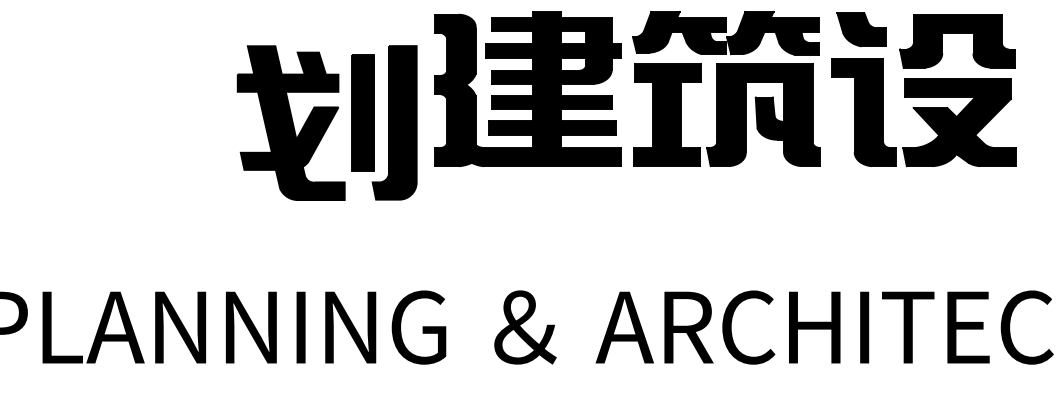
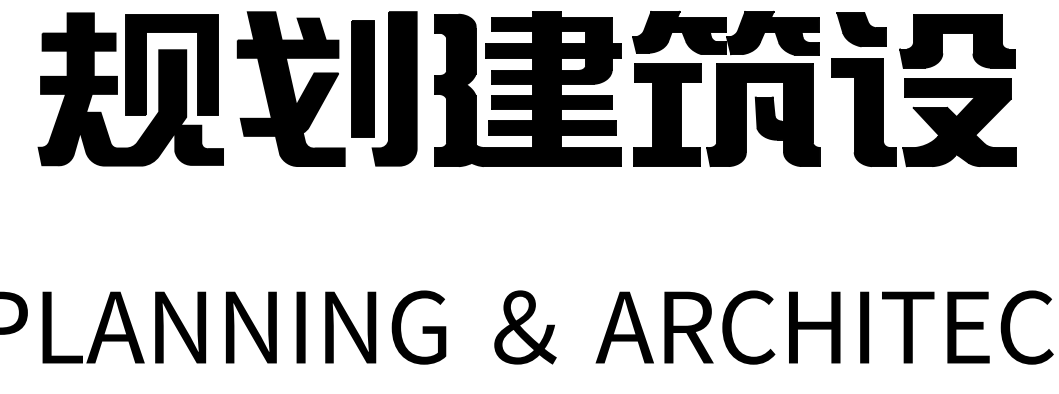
part: none -> present (130, 89)
part position: (326, 122) -> (326, 88) (326, 88)
